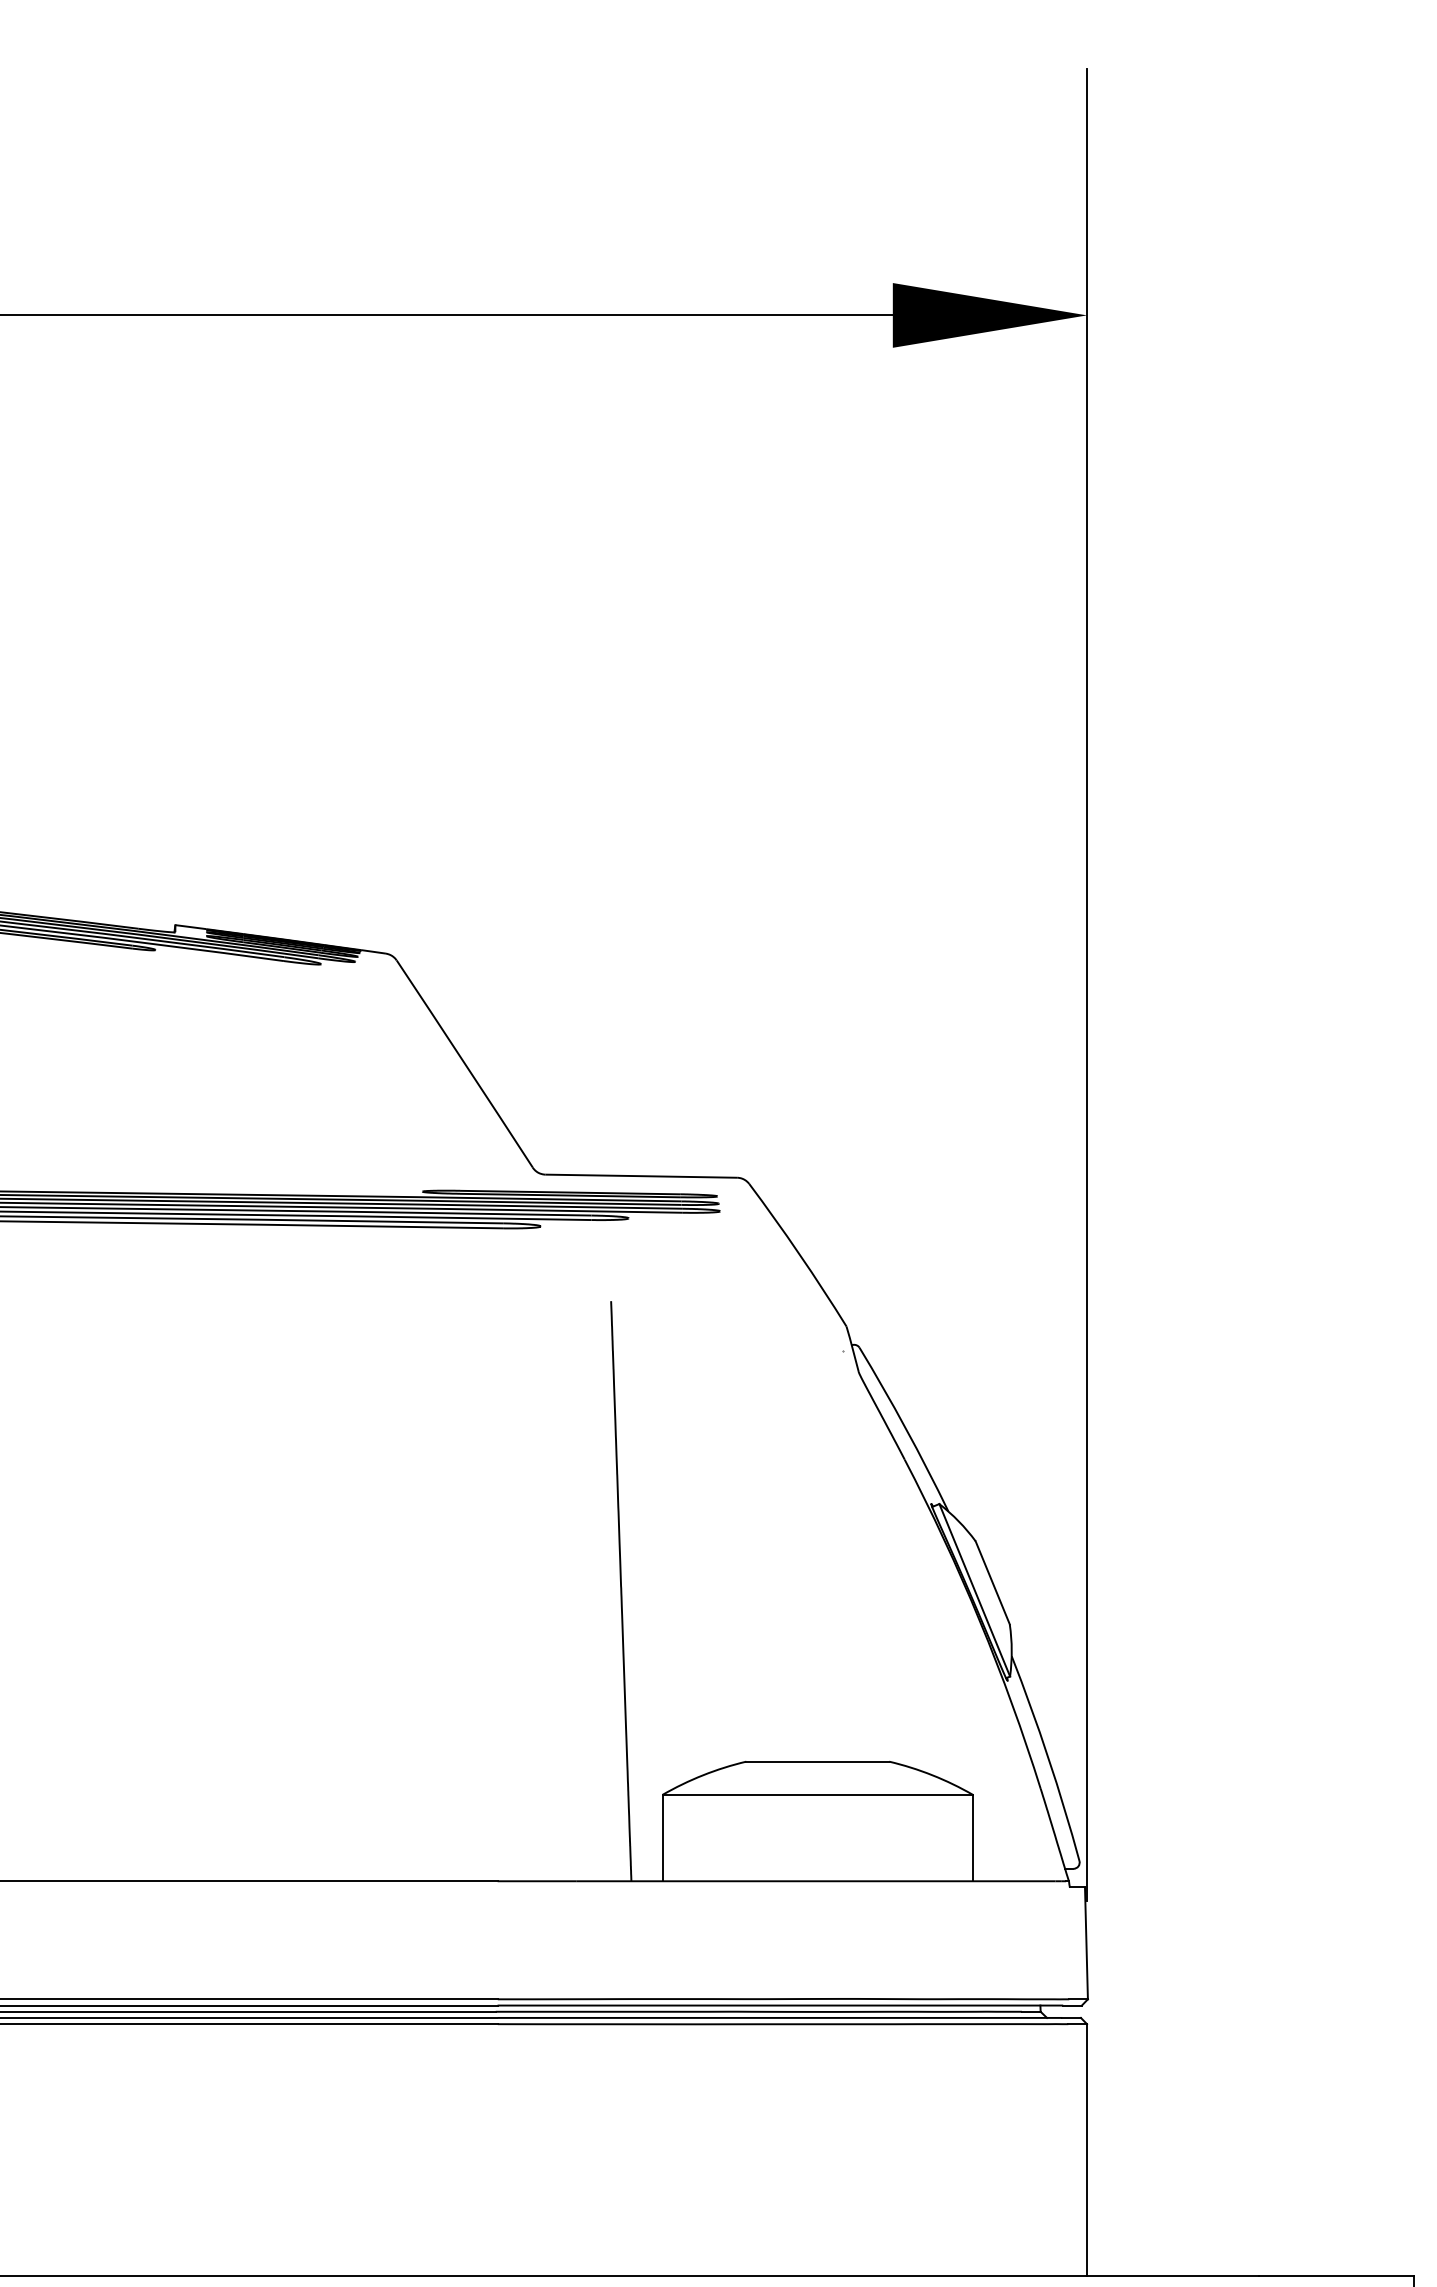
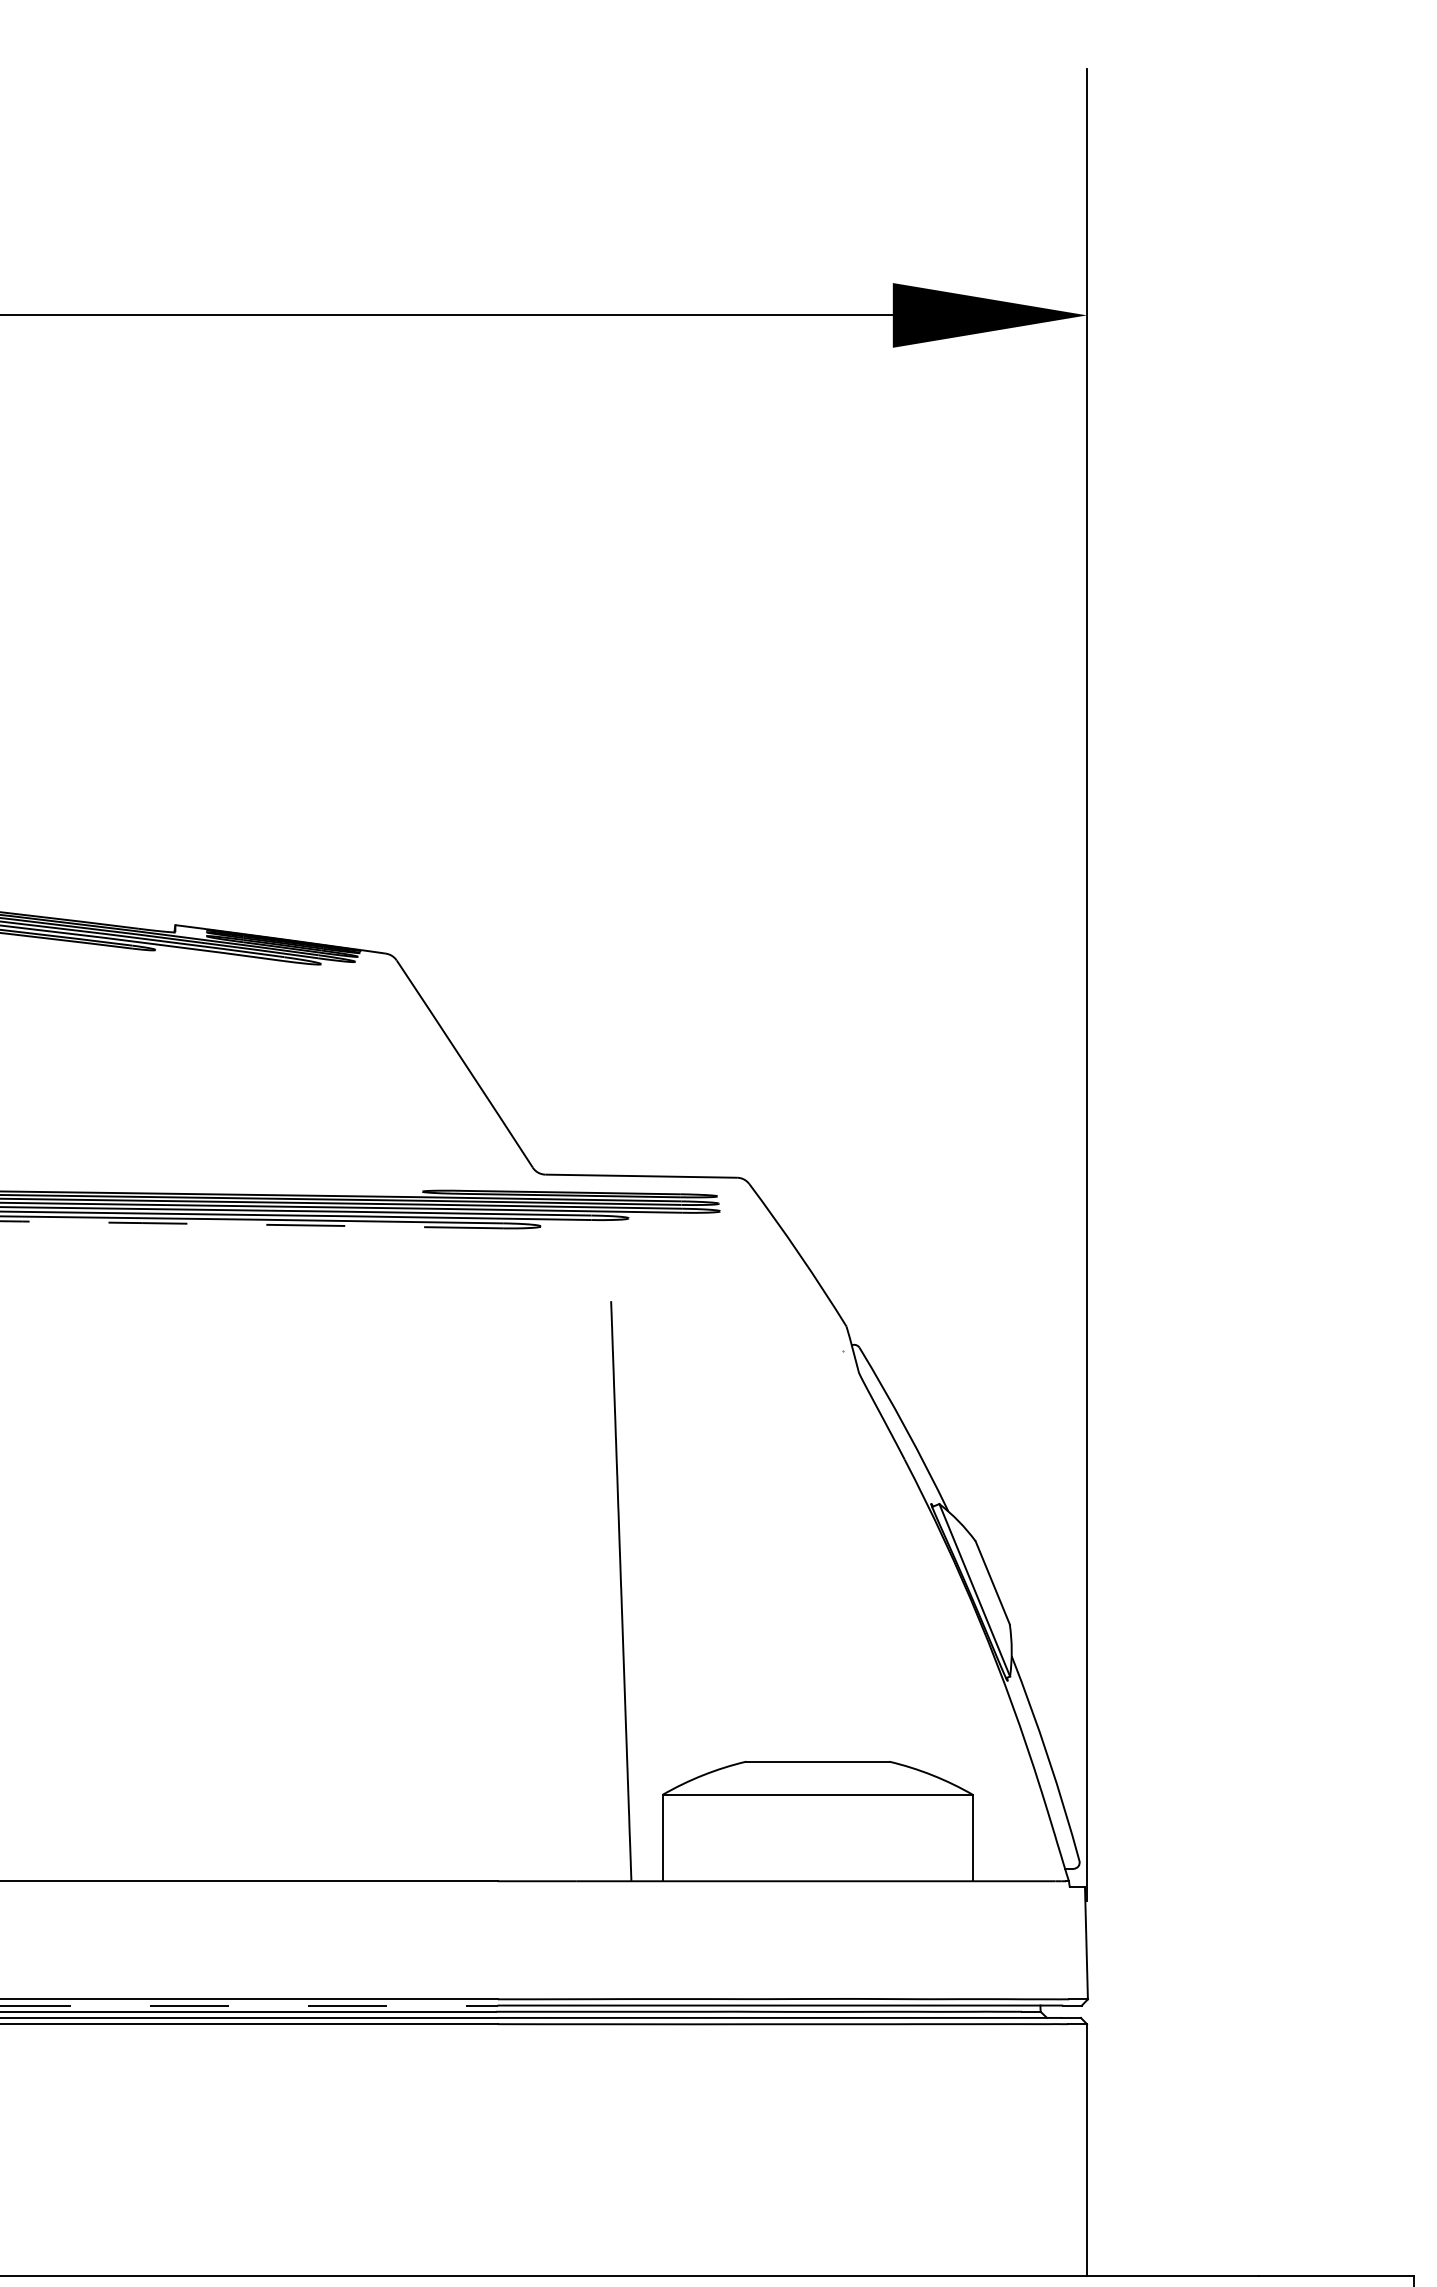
arc: solid -> dashed (251, 1224)
line: solid -> dashed (249, 2005)
